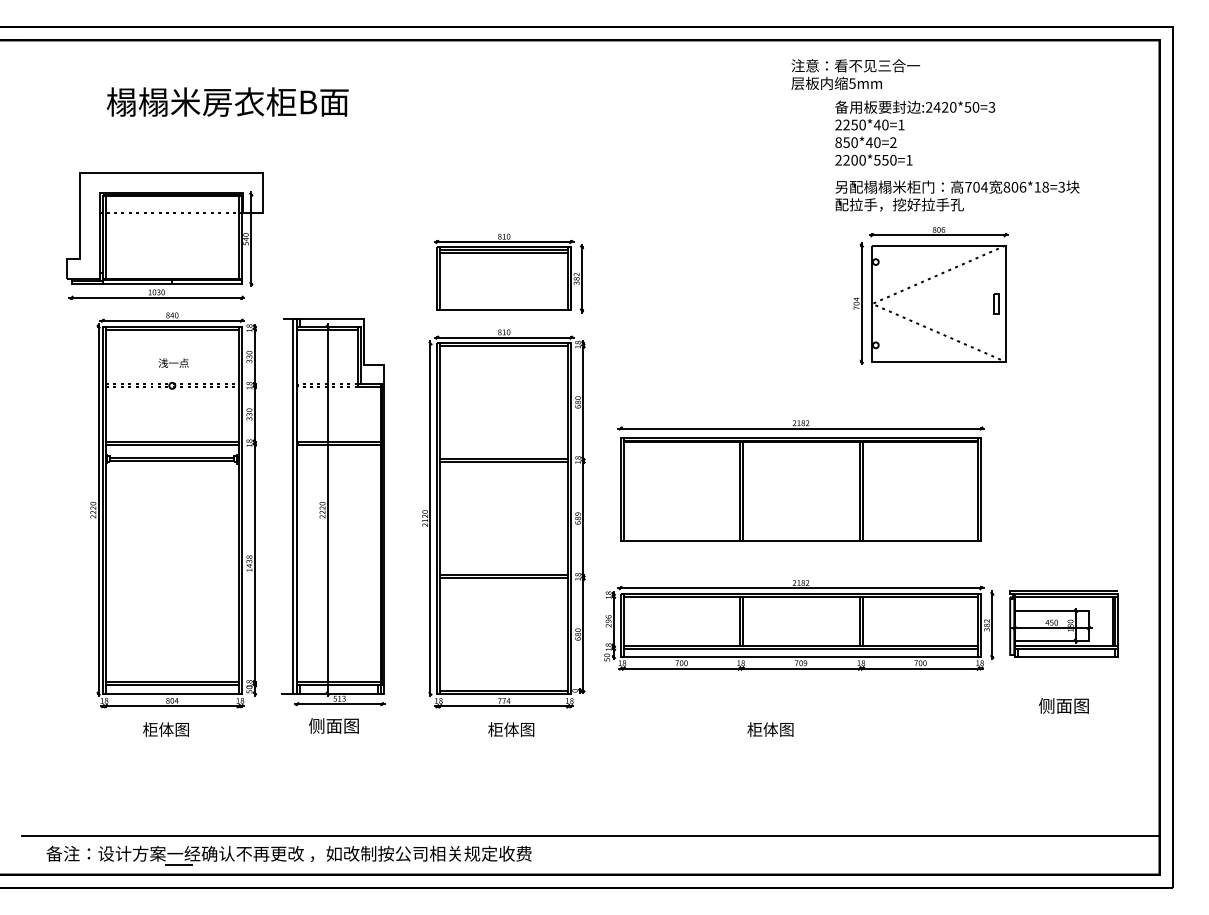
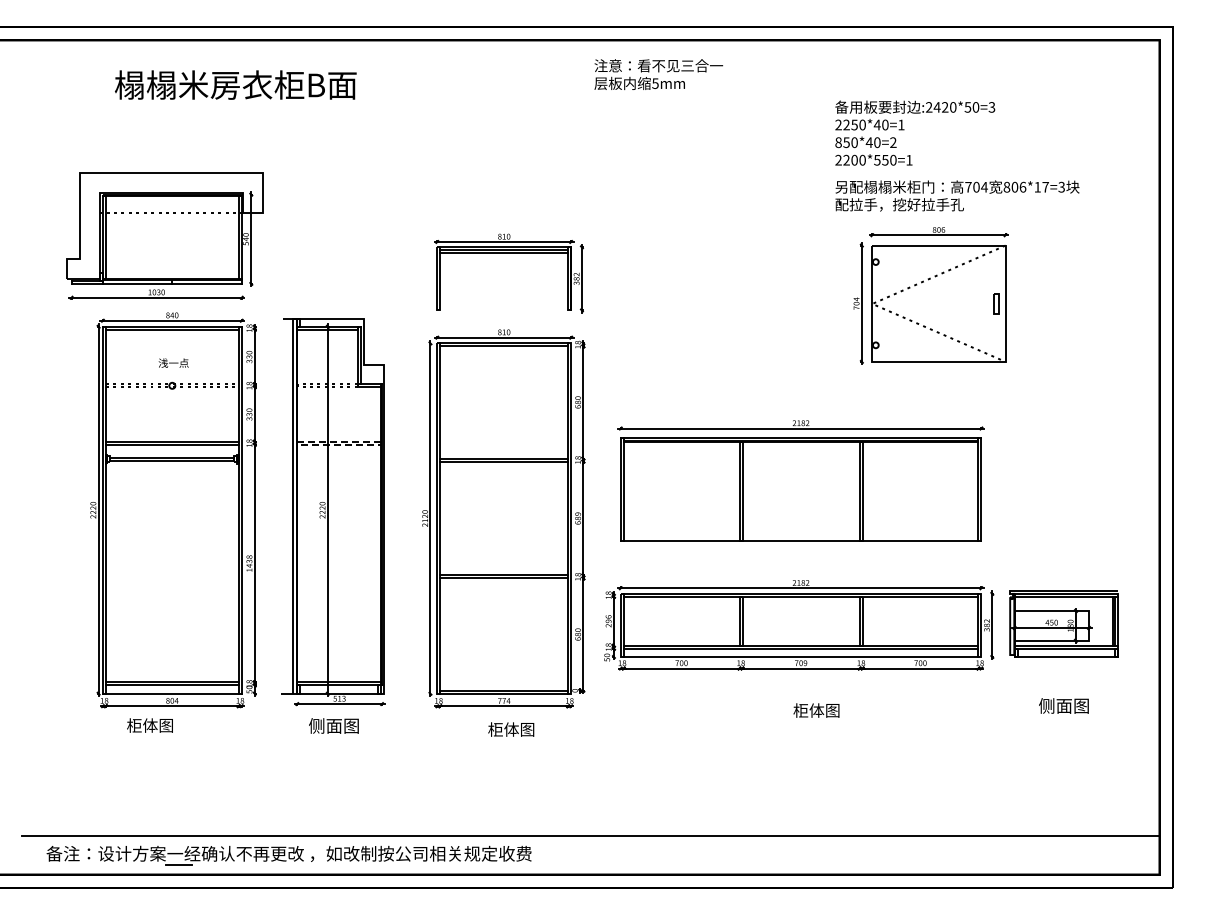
text position: (855, 74) -> (658, 74) (658, 74)
text position: (227, 101) -> (235, 84) (235, 84)
text: 806*18=3 -> 806*17=3 (1045, 186)
line: present -> none (502, 310)
line: solid -> dashed (298, 443)
text position: (165, 729) -> (149, 725) (149, 725)
text position: (770, 729) -> (816, 710) (816, 710)
